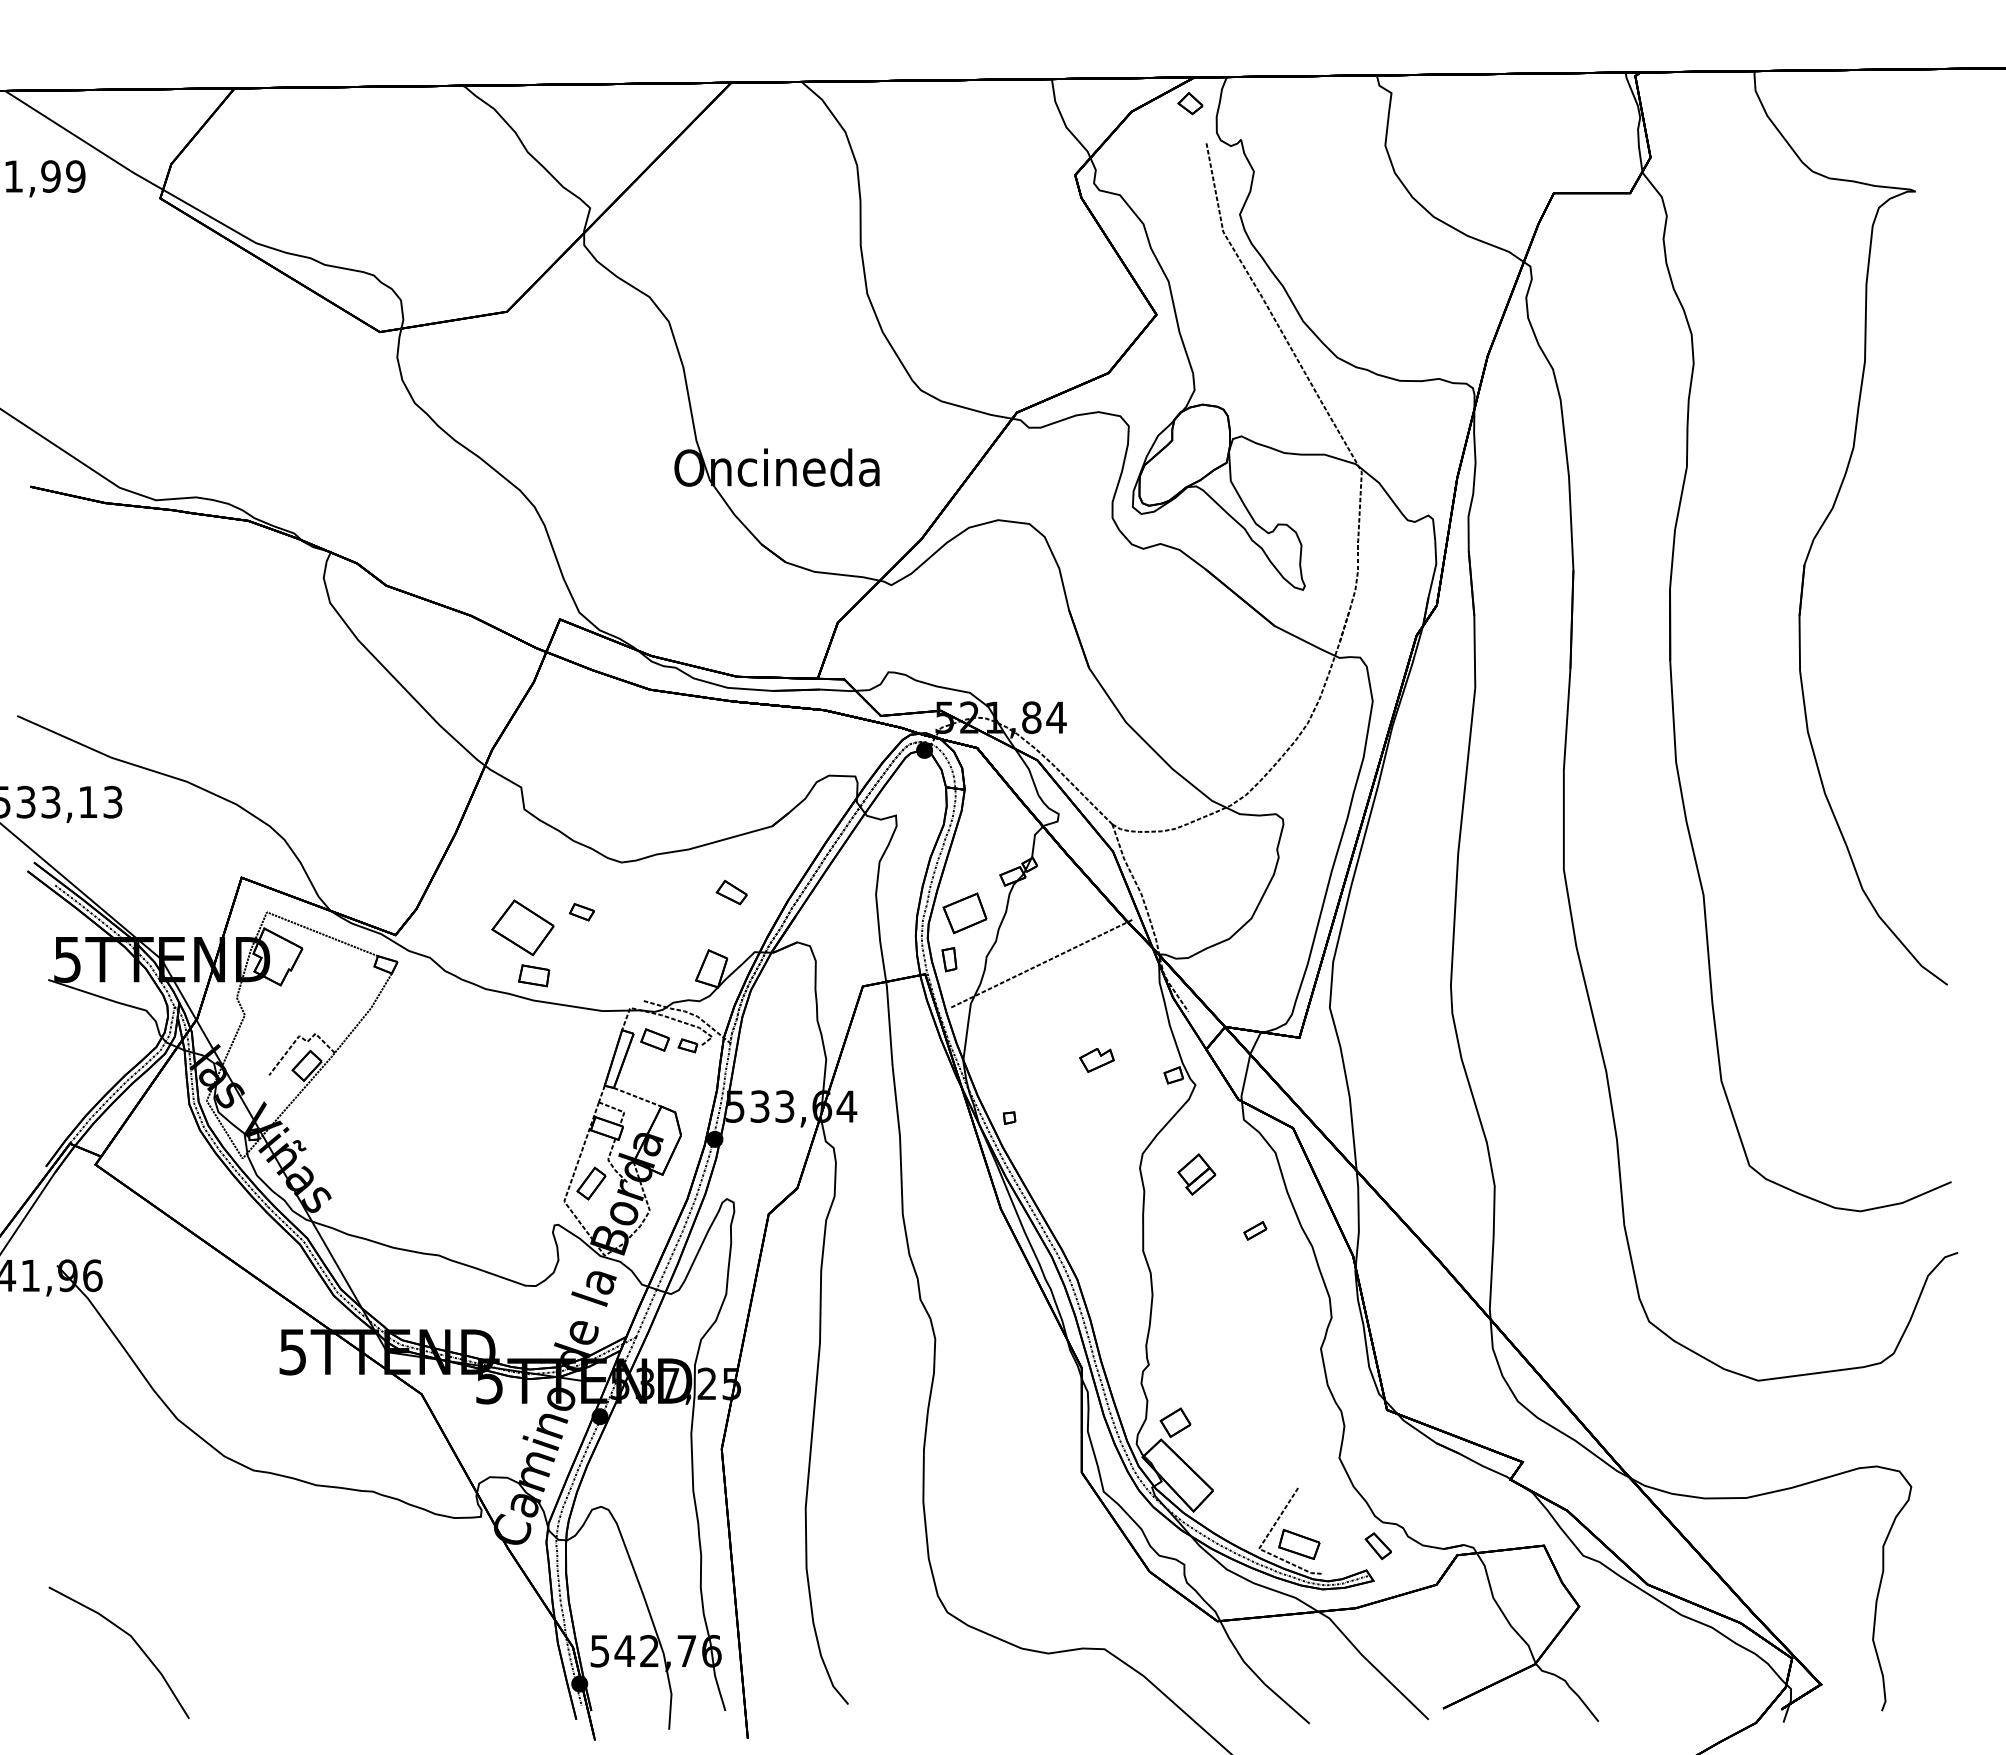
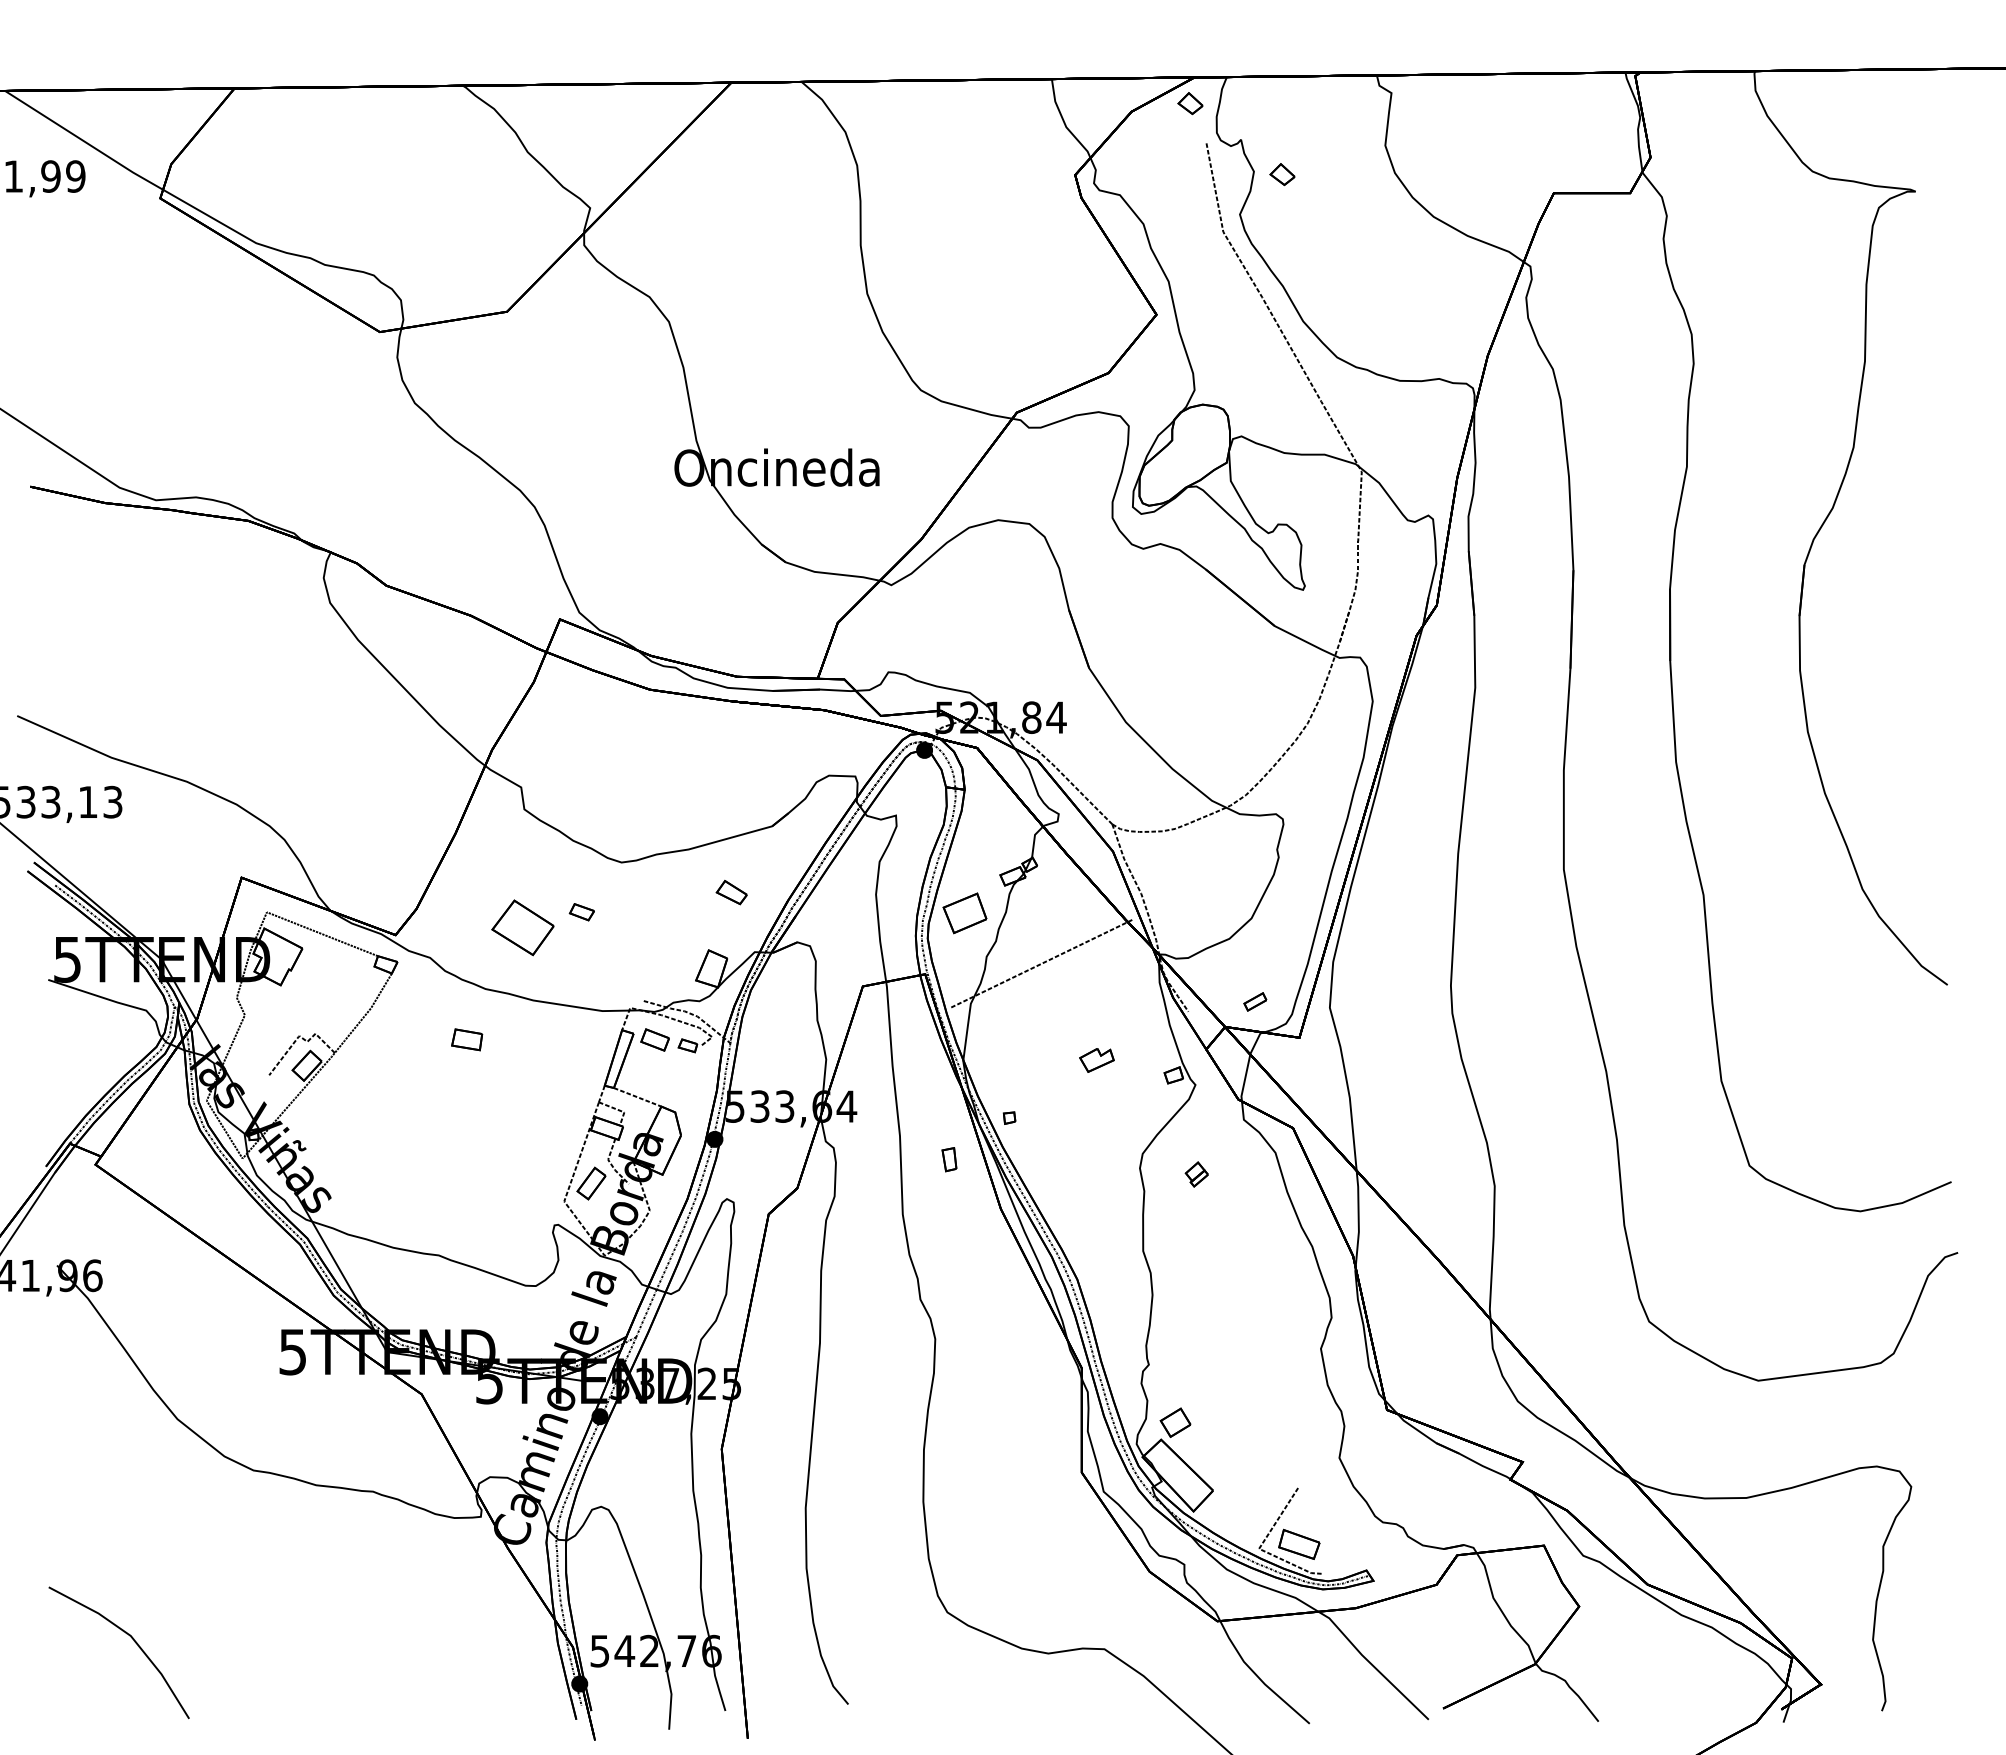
part: none -> present (1282, 174)
part position: (949, 959) -> (949, 1159) (949, 1159)
part position: (534, 975) -> (467, 1039) (467, 1039)
part size: 40x43 px -> 25x27 px (1196, 1174)
part position: (1255, 1230) -> (1255, 1001) (1255, 1001)
part: present -> none (1377, 1545)
